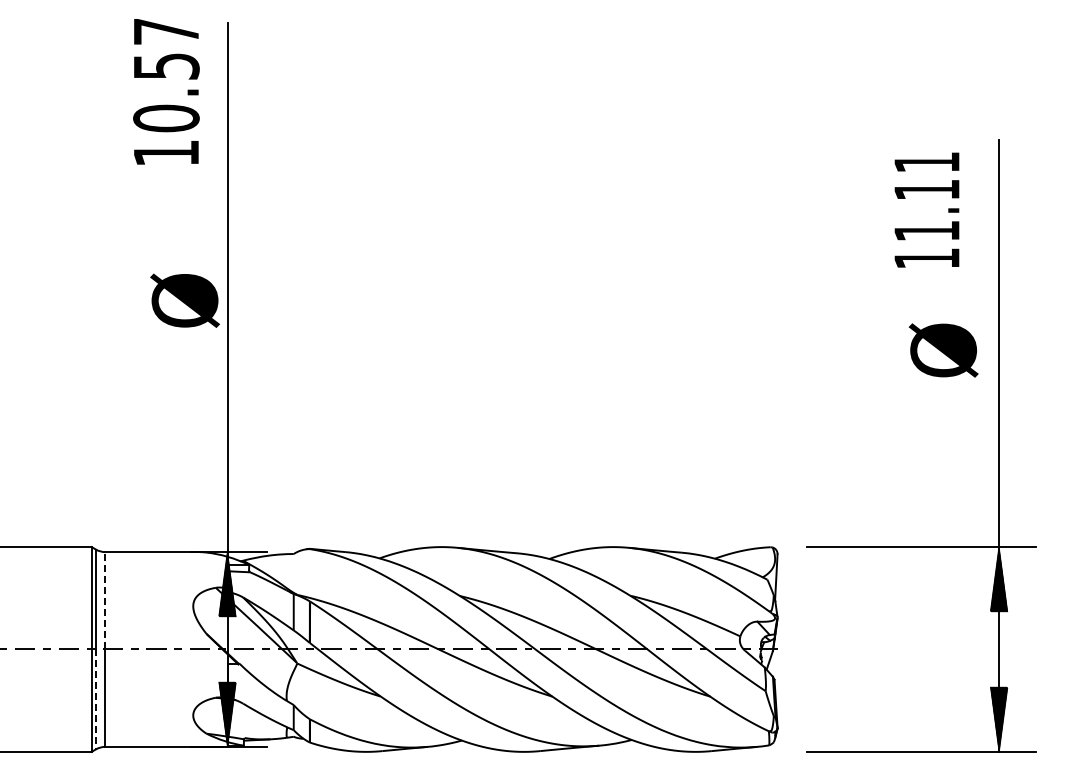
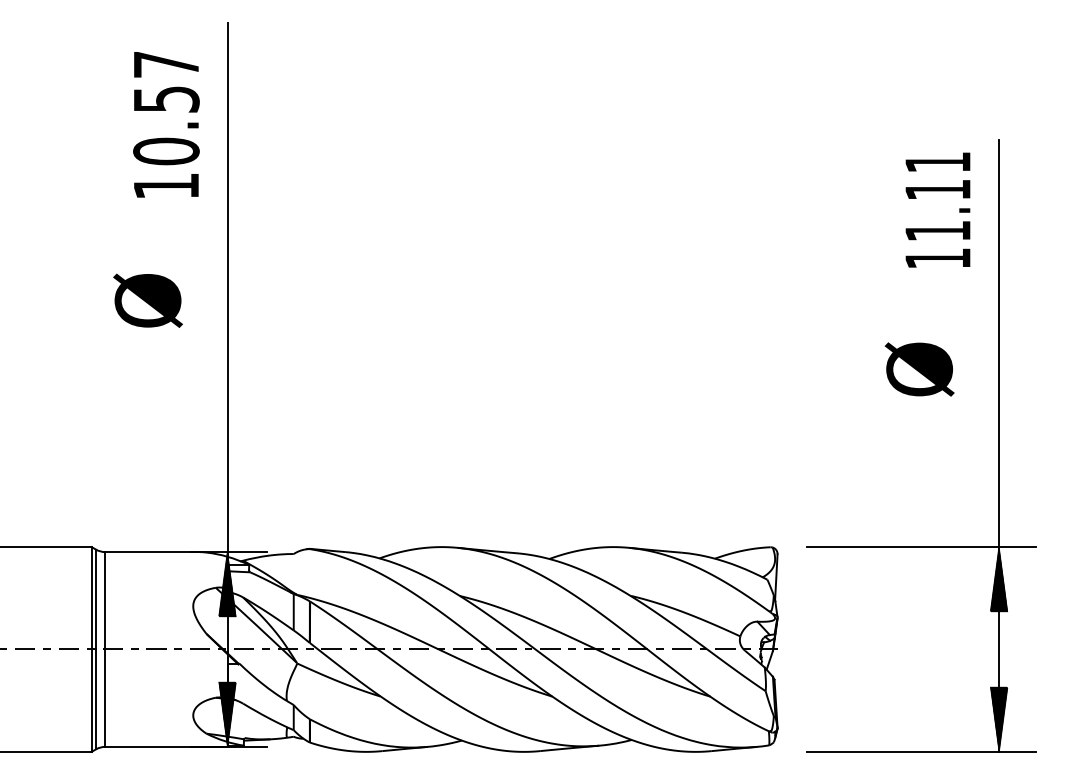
text position: (166, 91) -> (166, 124) (166, 124)
text position: (926, 209) -> (937, 209) (937, 209)
text position: (184, 300) -> (147, 300) (147, 300)
text position: (943, 350) -> (919, 369) (919, 369)
line: dashed -> solid (105, 600)
line: dashed -> solid (96, 699)
